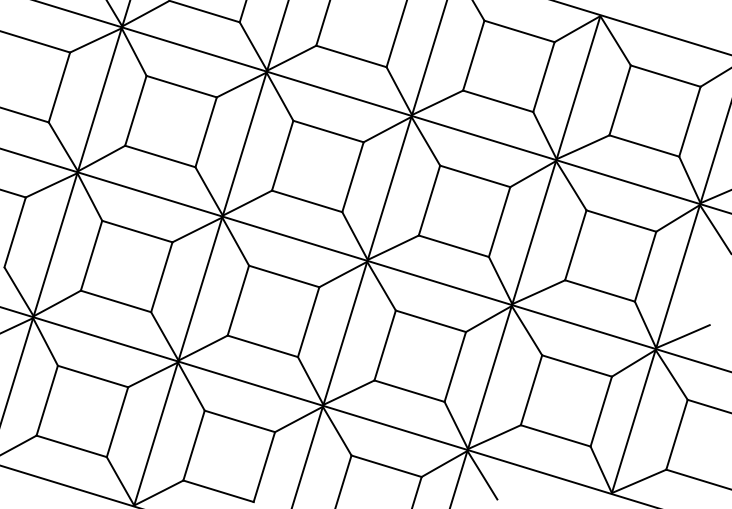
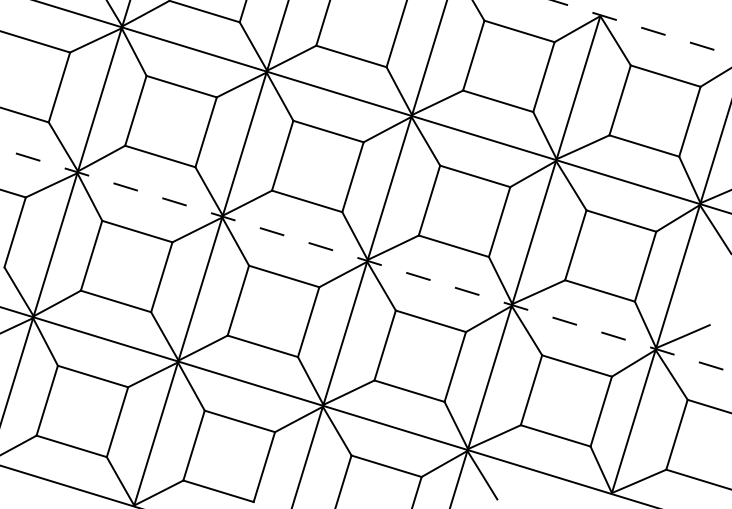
line: solid -> dashed (641, 27)
line: solid -> dashed (366, 260)
